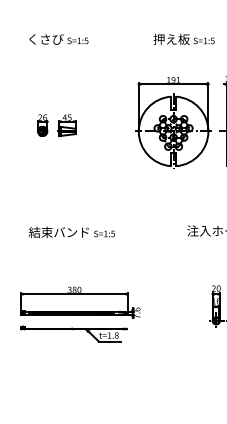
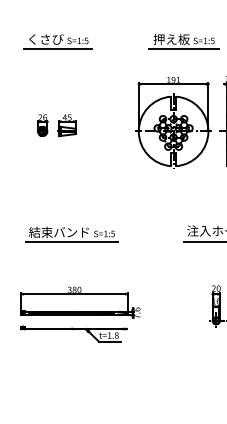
line: none -> present (57, 48)
line: none -> present (183, 48)
line: none -> present (71, 241)
line: none -> present (203, 241)
